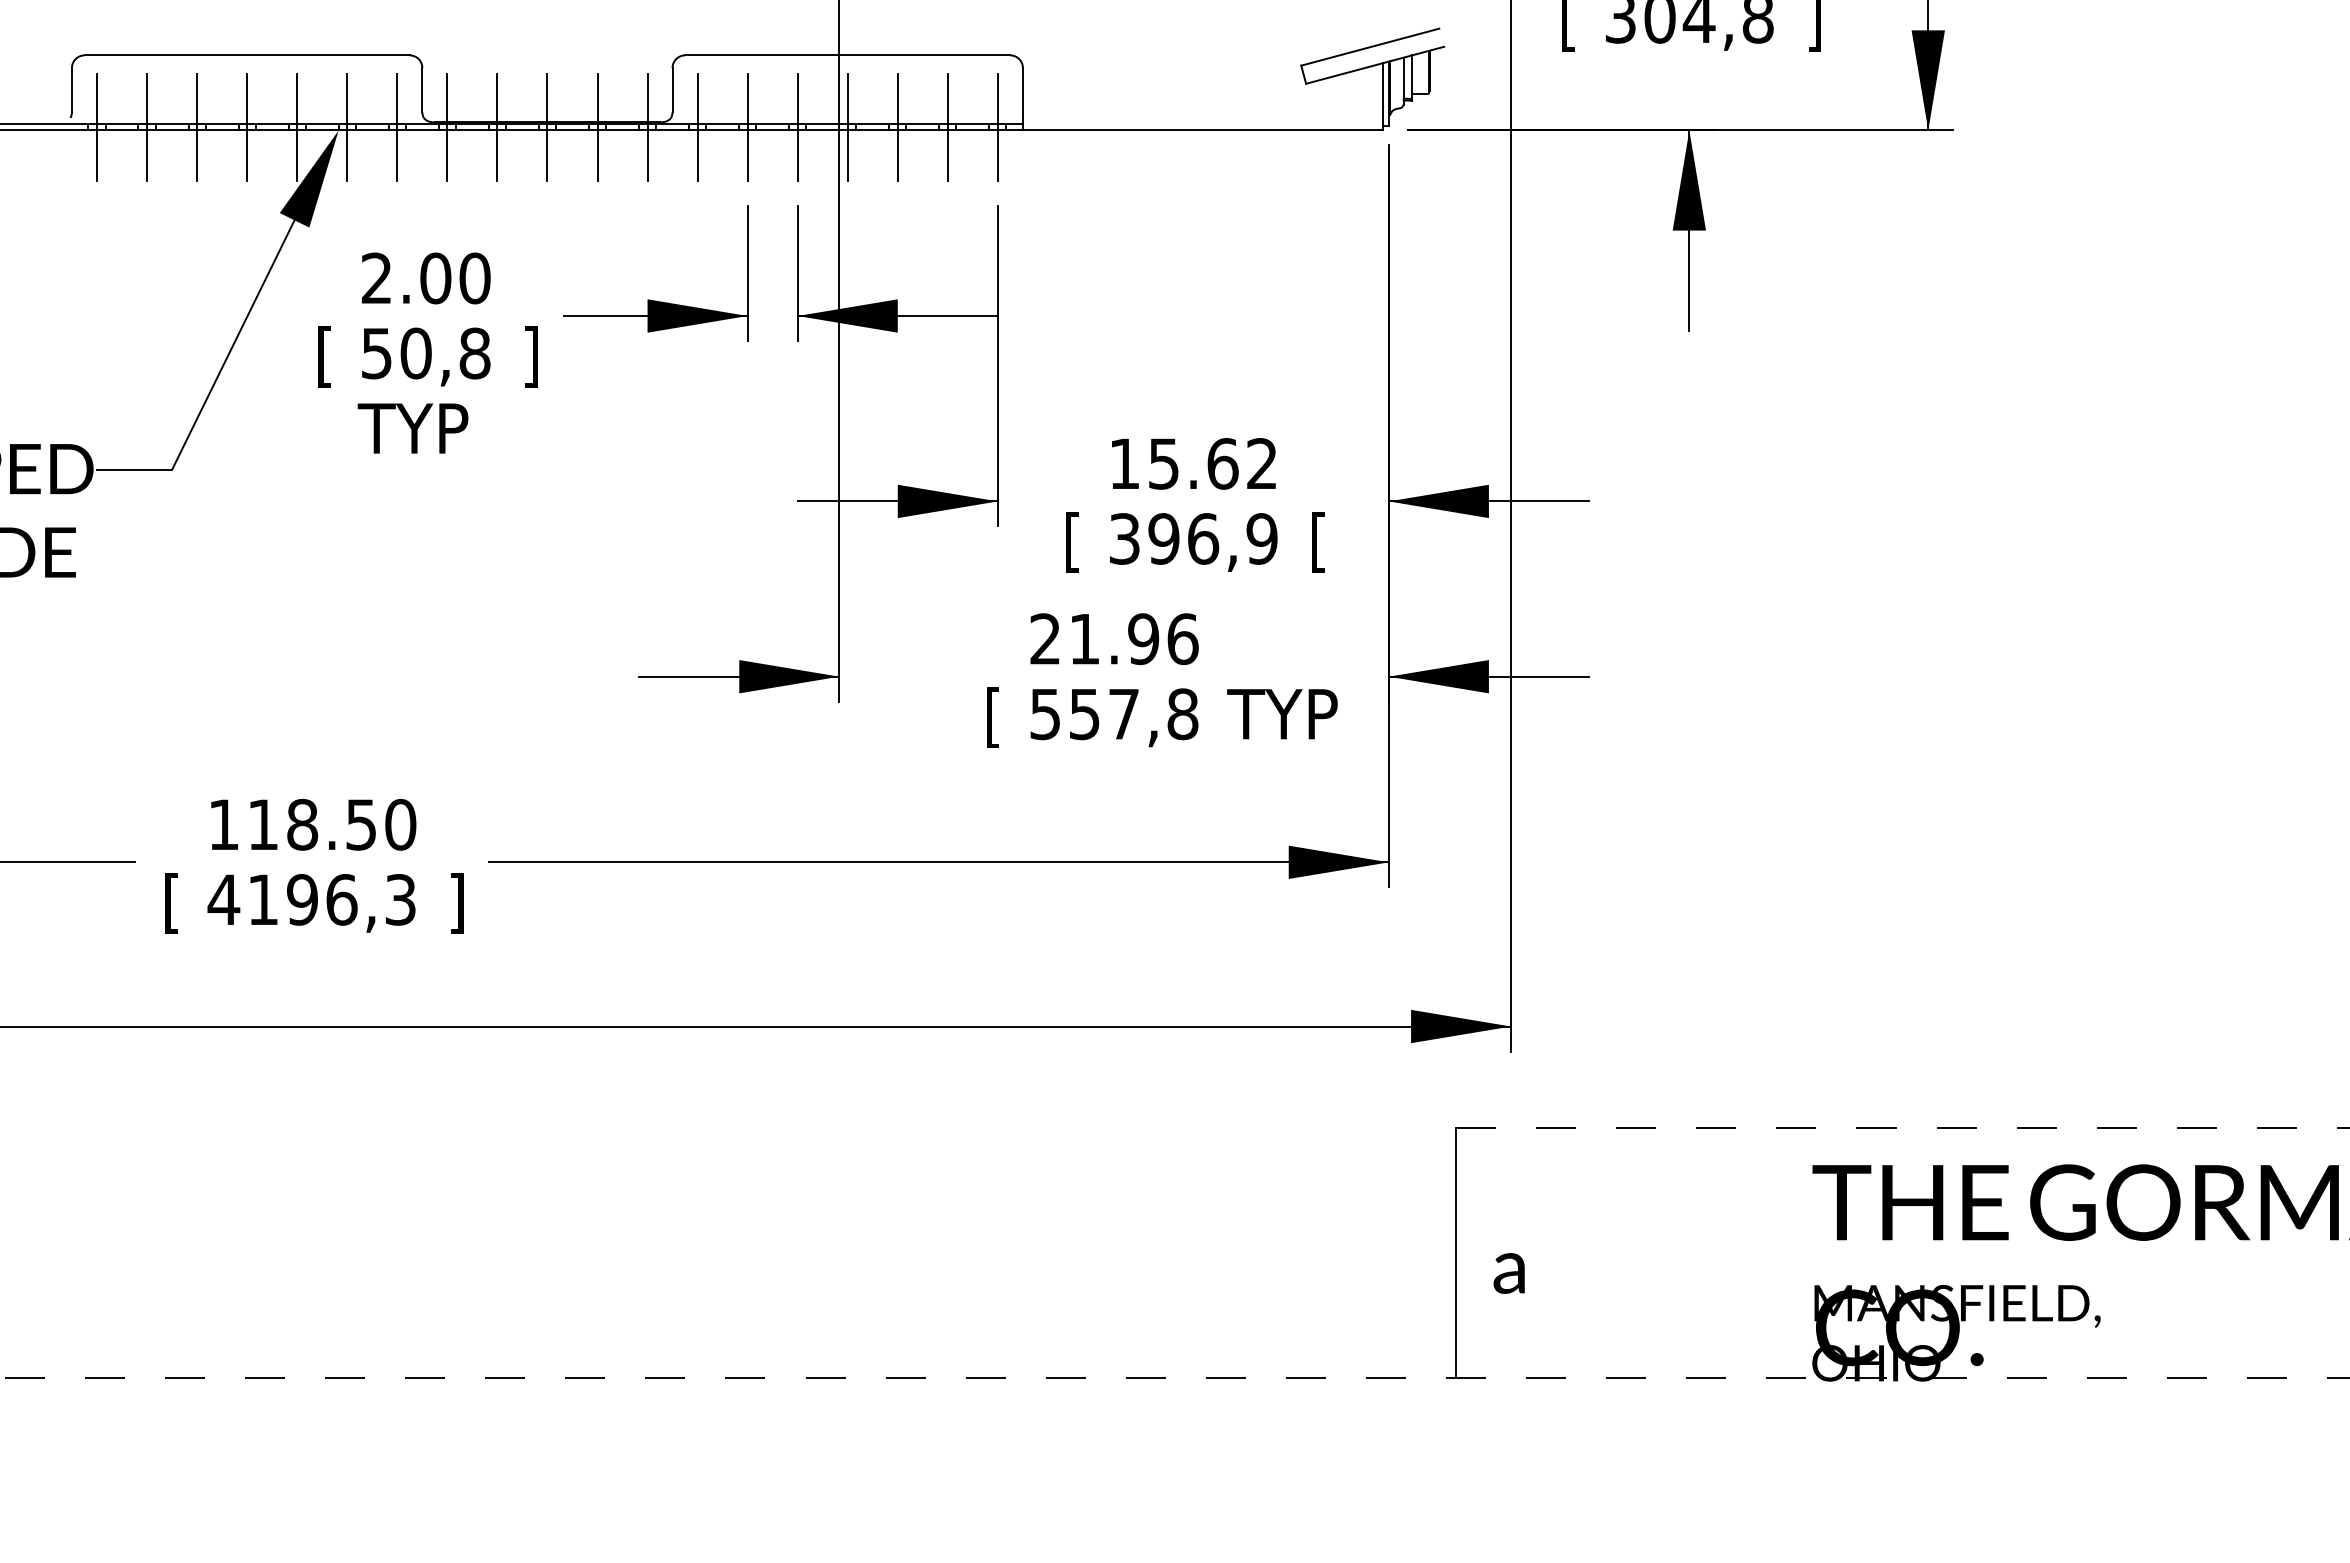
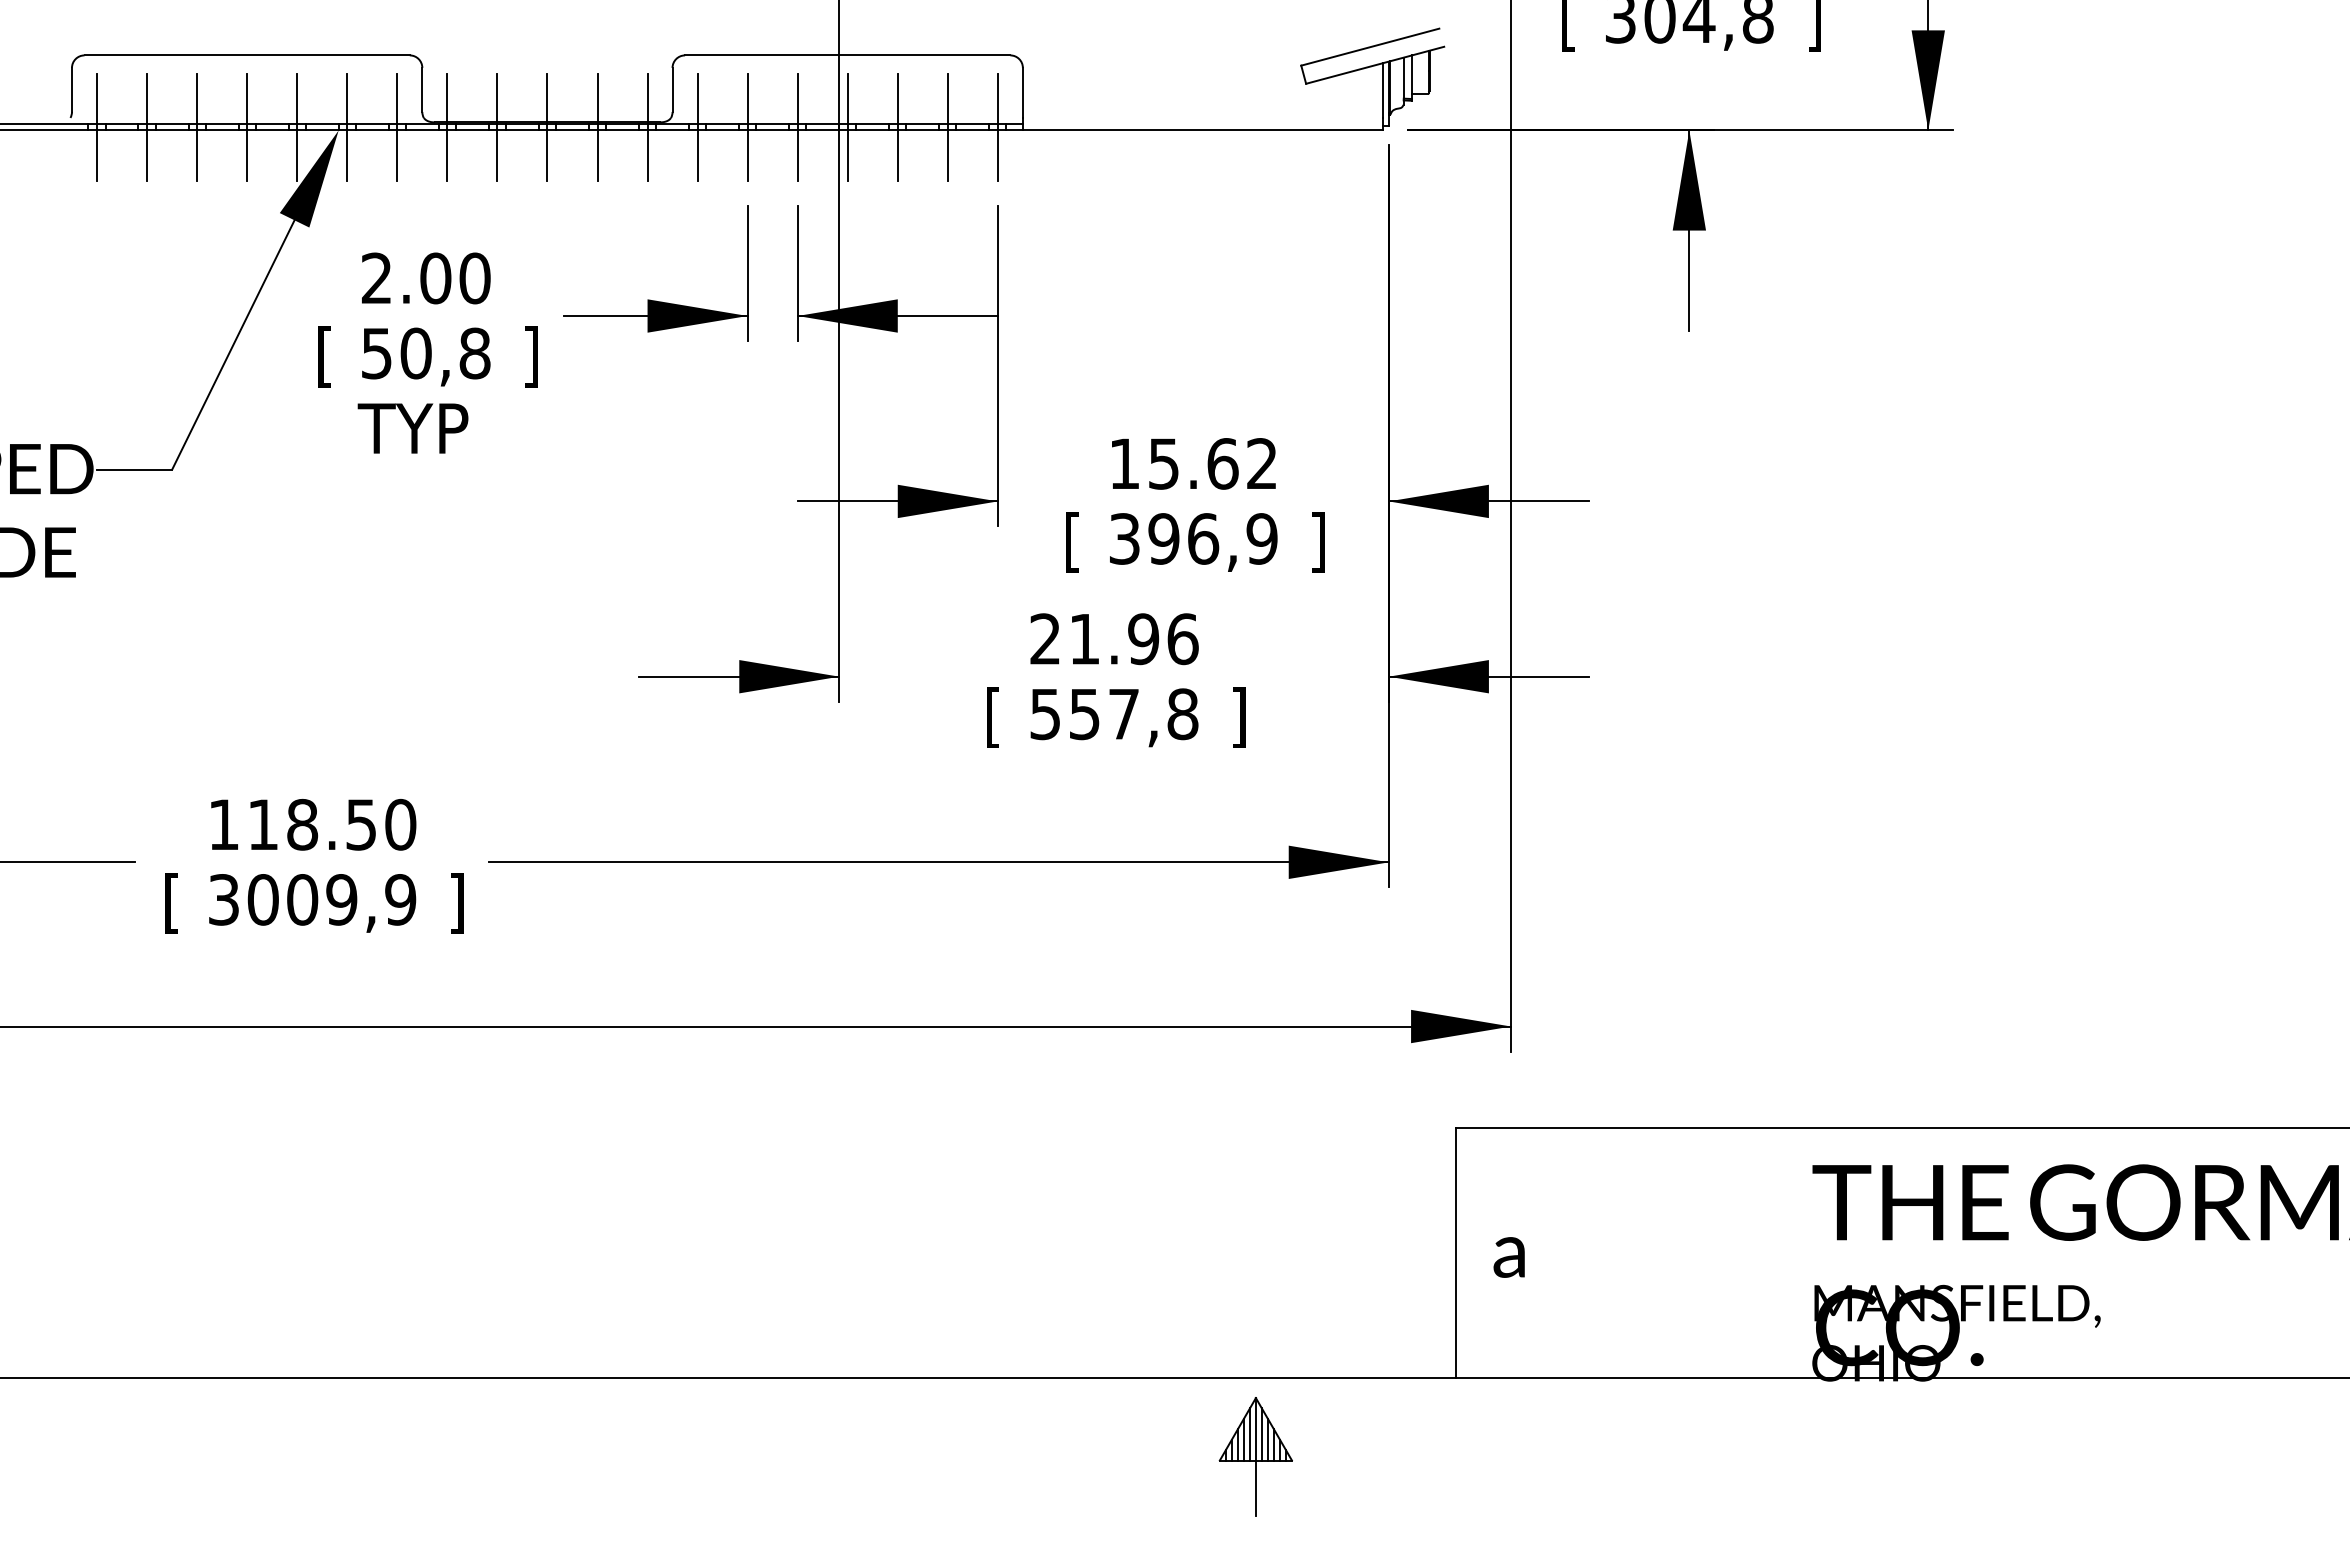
text: [ -> ] (1318, 542)
text: TYP -> ] (1282, 717)
text: 4196,3 -> 3009,9 (311, 899)
line: dashed -> solid (1903, 1127)
text position: (1508, 1273) -> (1508, 1257) (1508, 1257)
line: dashed -> solid (1175, 1378)
part: none -> present (1255, 1456)
